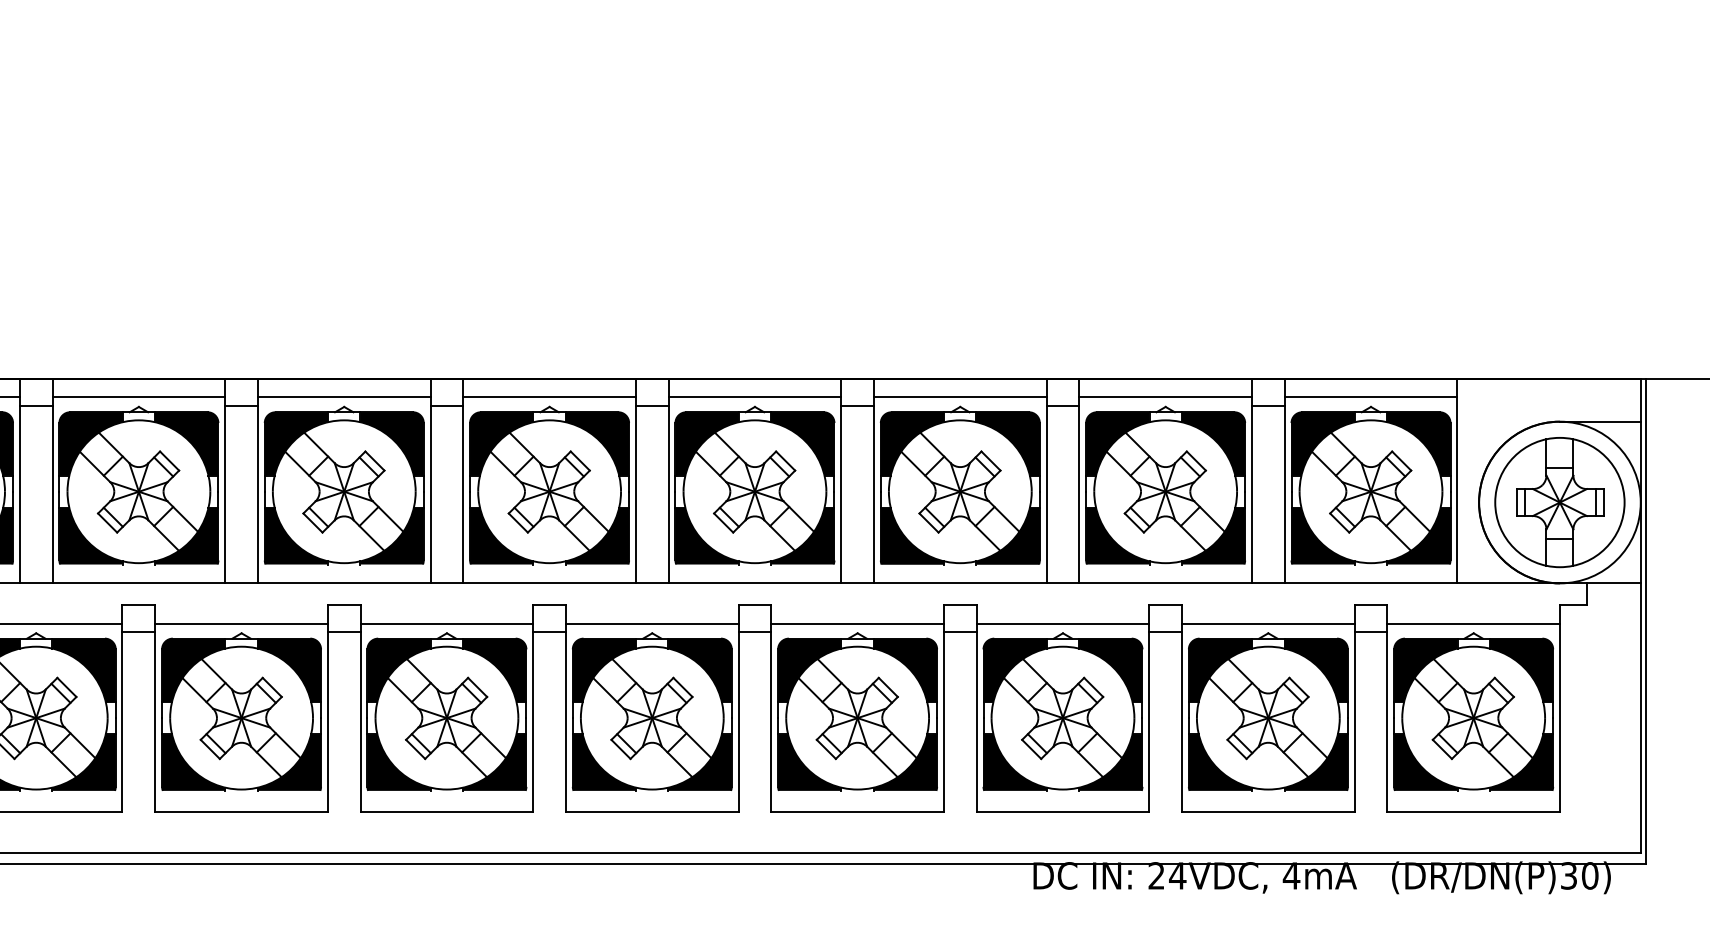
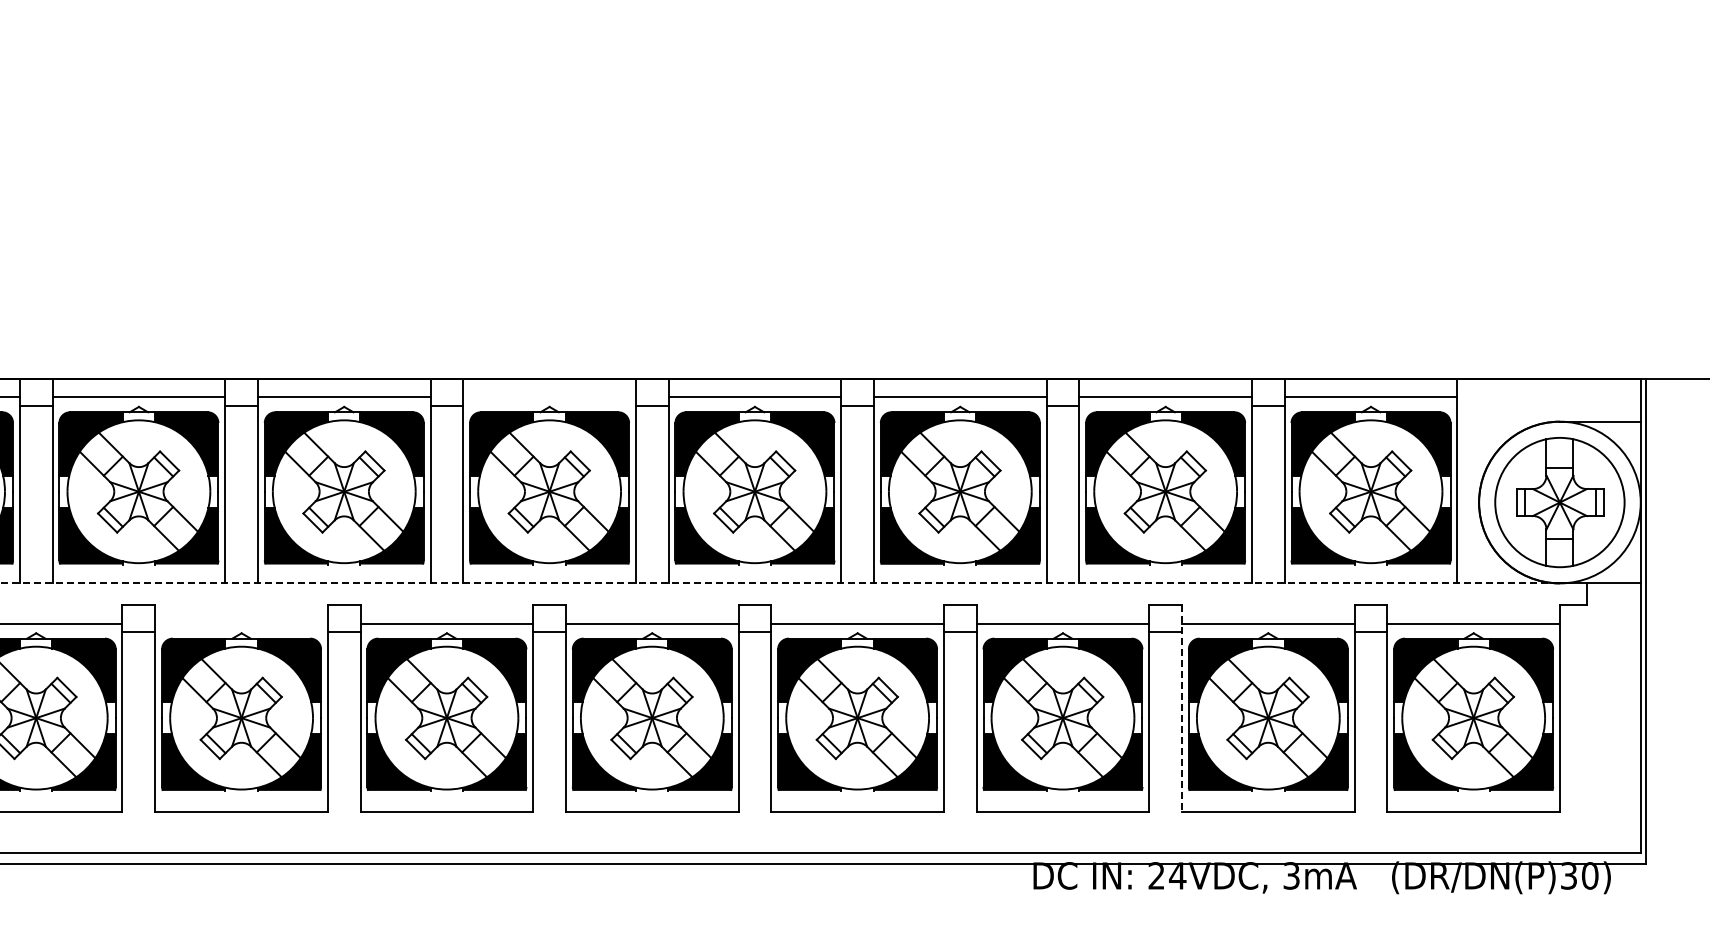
line: present -> none (549, 397)
line: solid -> dashed (780, 583)
line: present -> none (241, 623)
line: solid -> dashed (1182, 708)
text: 4mA -> 3mA (1291, 875)
